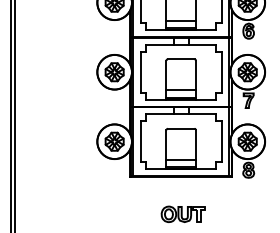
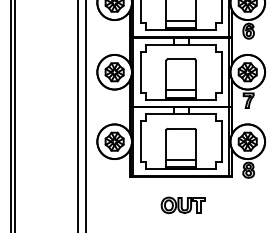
line: none -> present (78, 115)
line: none -> present (85, 115)
part position: (182, 213) -> (182, 204) (182, 204)
